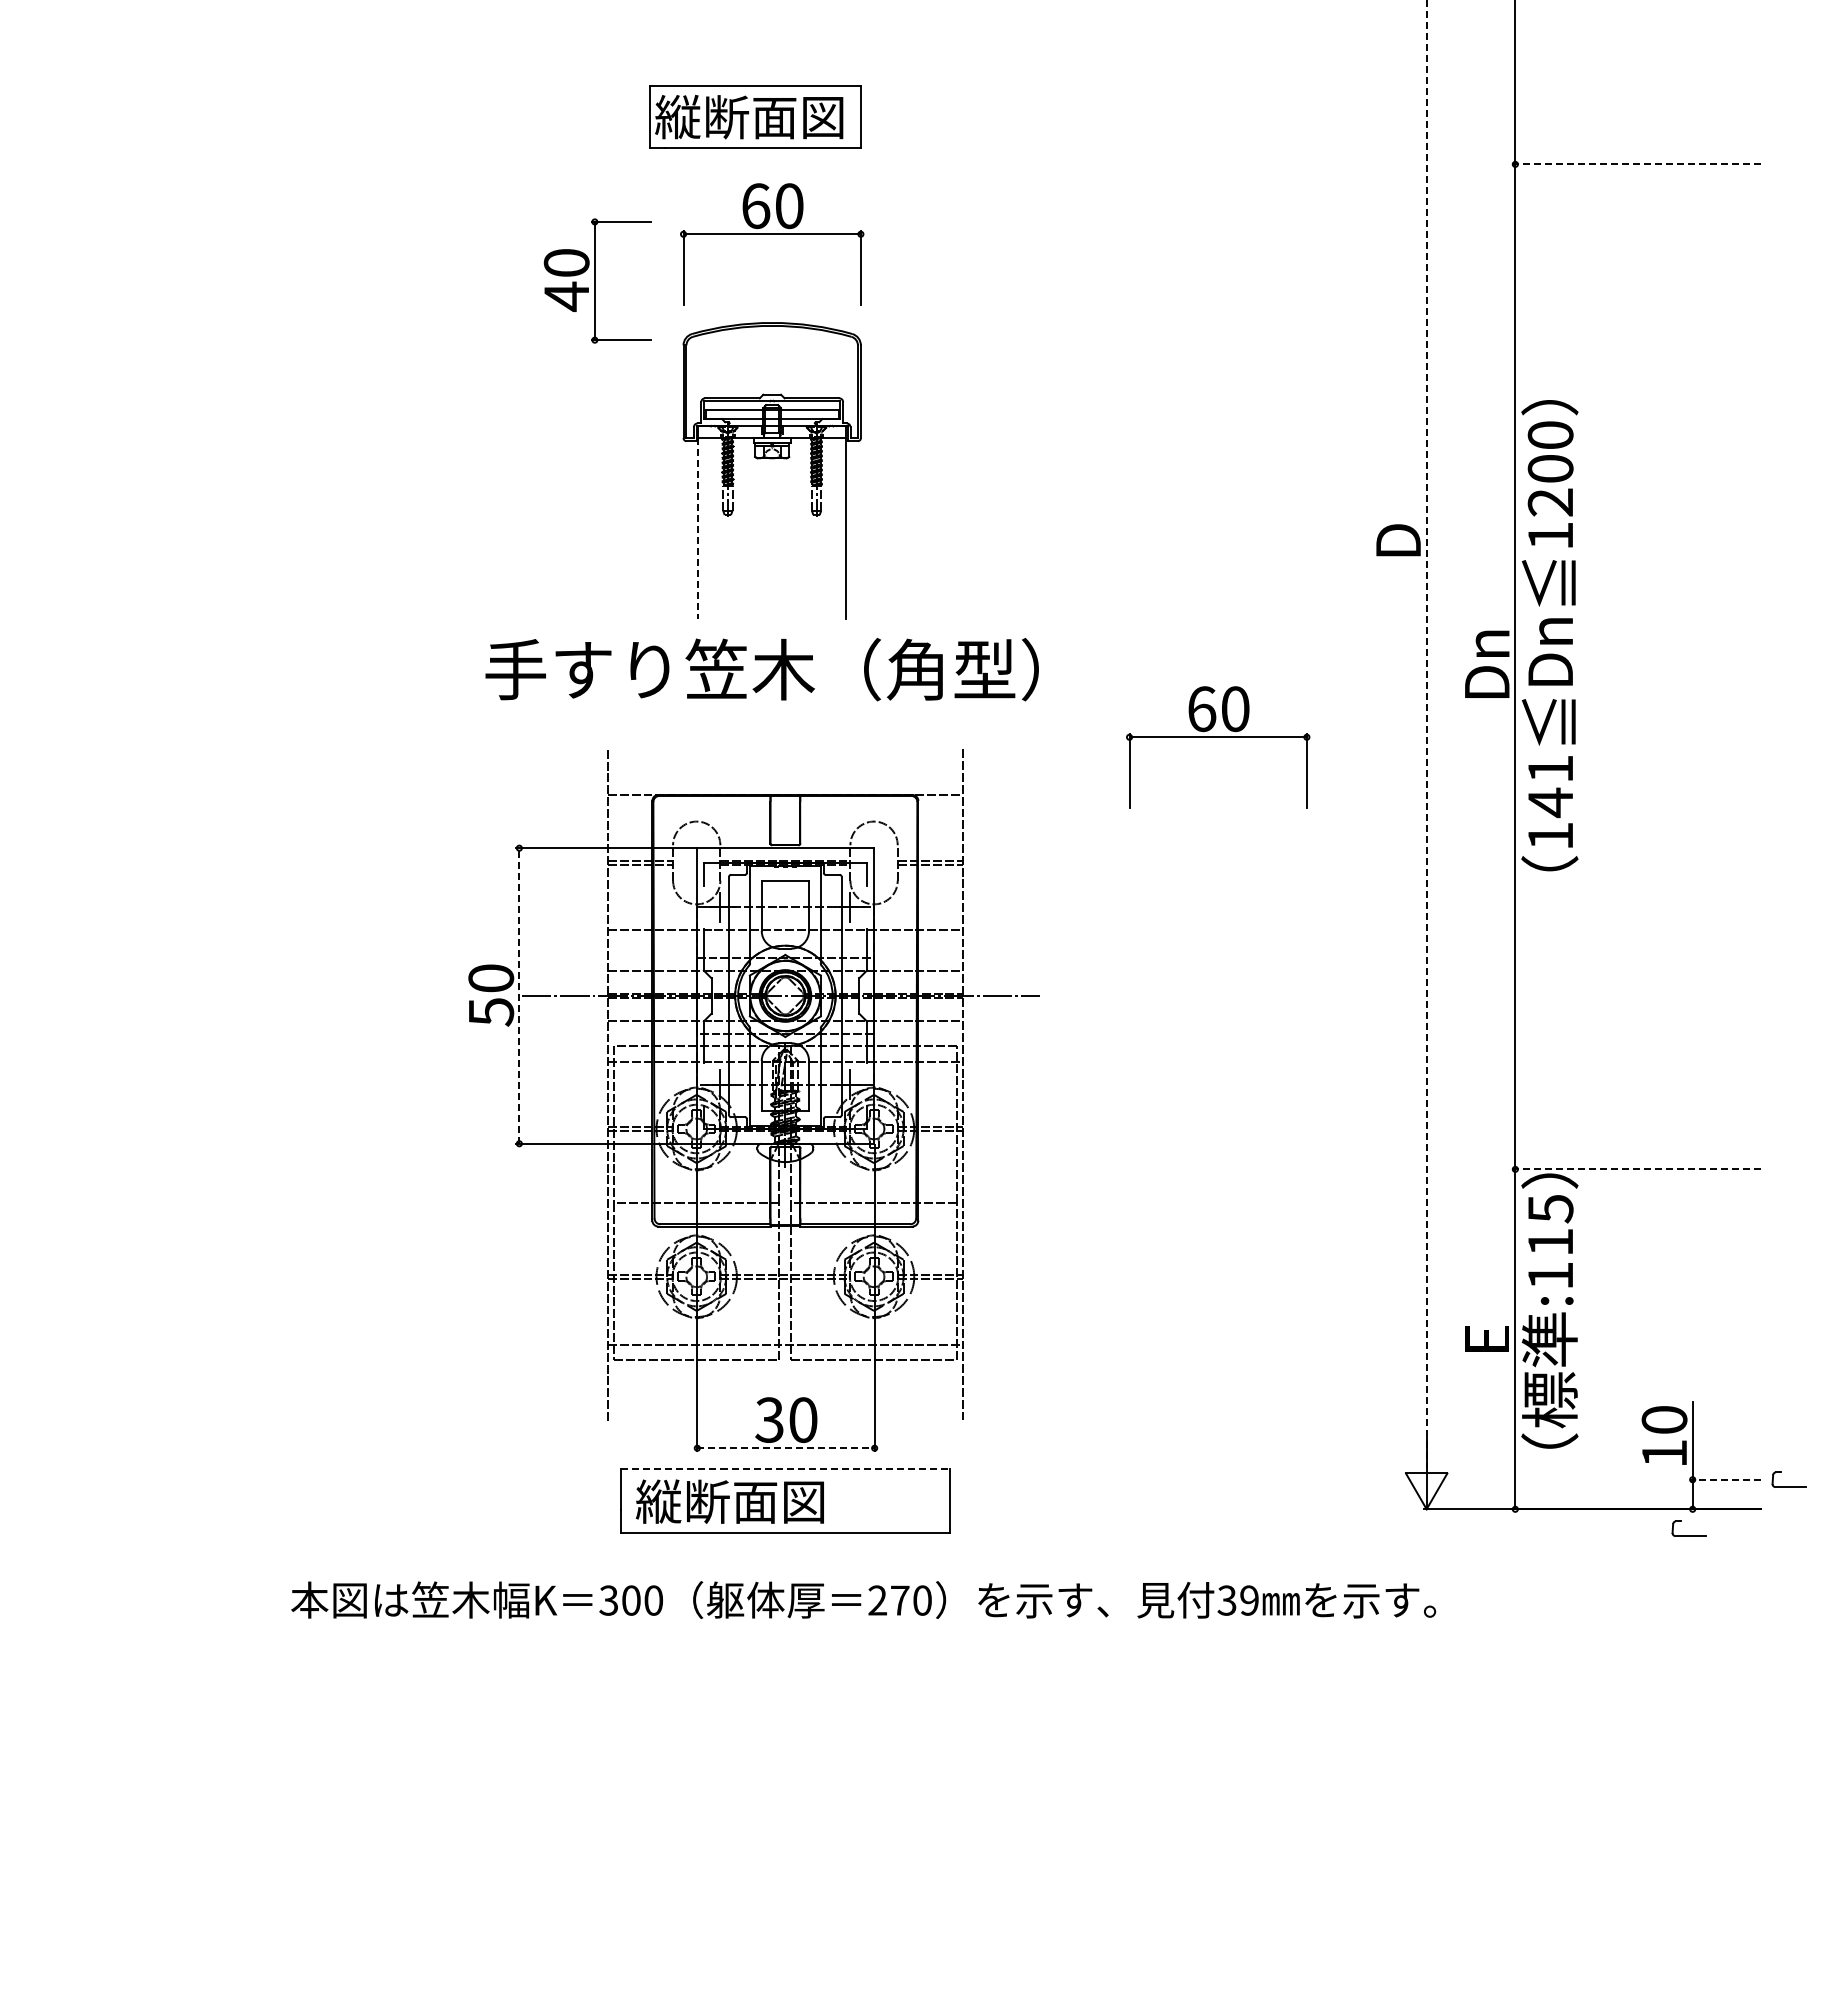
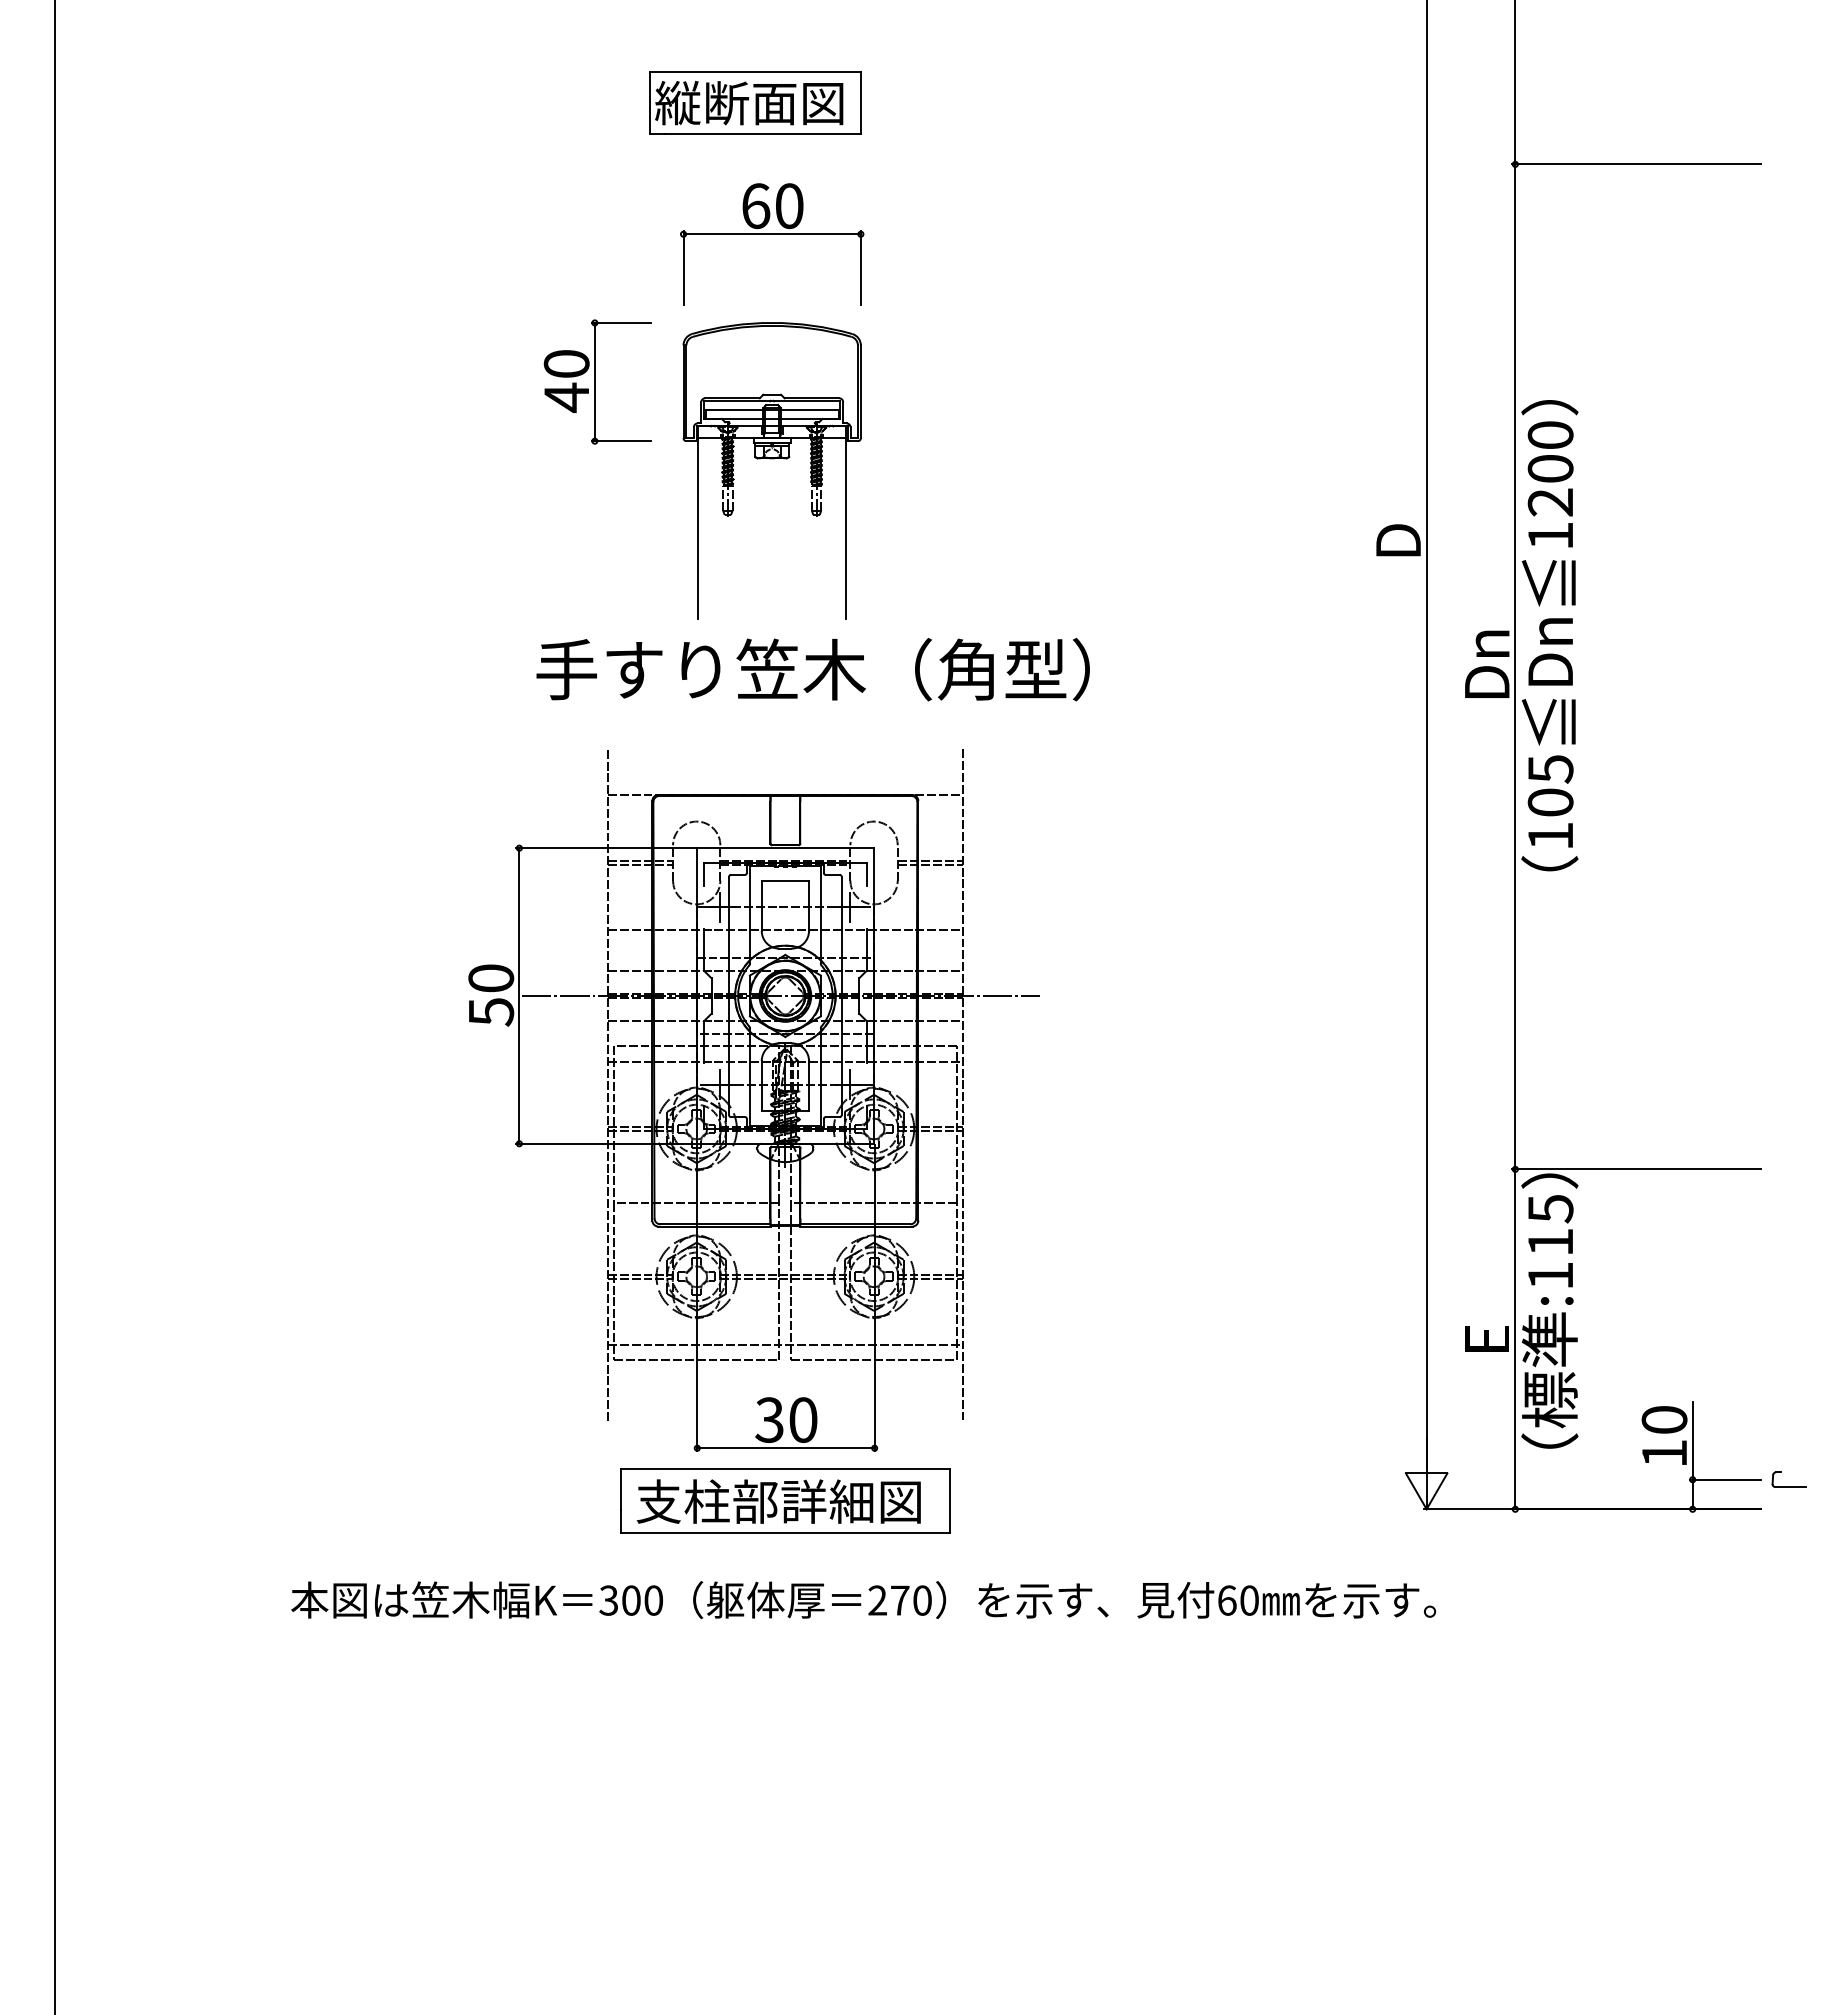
part position: (755, 116) -> (755, 102) (755, 102)
line: dashed -> solid (1636, 164)
part position: (597, 280) -> (597, 381) (597, 381)
line: dashed -> solid (698, 528)
text position: (761, 669) -> (812, 669) (812, 669)
line: dashed -> solid (1426, 734)
part: present -> none (1218, 737)
text: 141 -> 105 (1550, 786)
line: dashed -> solid (519, 995)
line: none -> present (55, 1006)
line: dashed -> solid (1636, 1169)
line: dashed -> solid (785, 1448)
line: dashed -> solid (786, 1468)
line: dashed -> solid (1724, 1479)
text: 縦断面図 -> 支柱部詳細図 (777, 1501)
part: present -> none (1688, 1535)
text: 39 -> 60 (1237, 1600)
